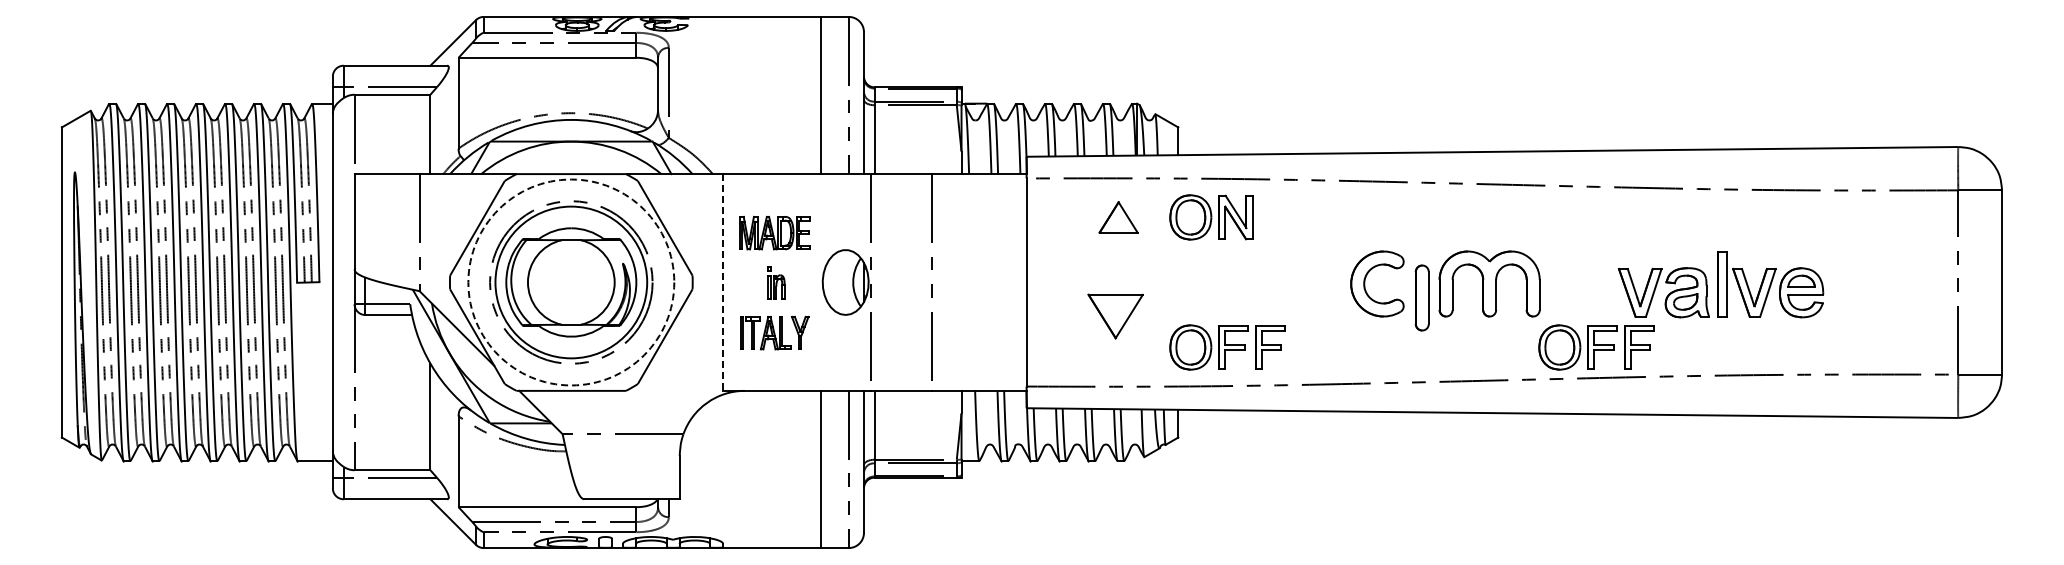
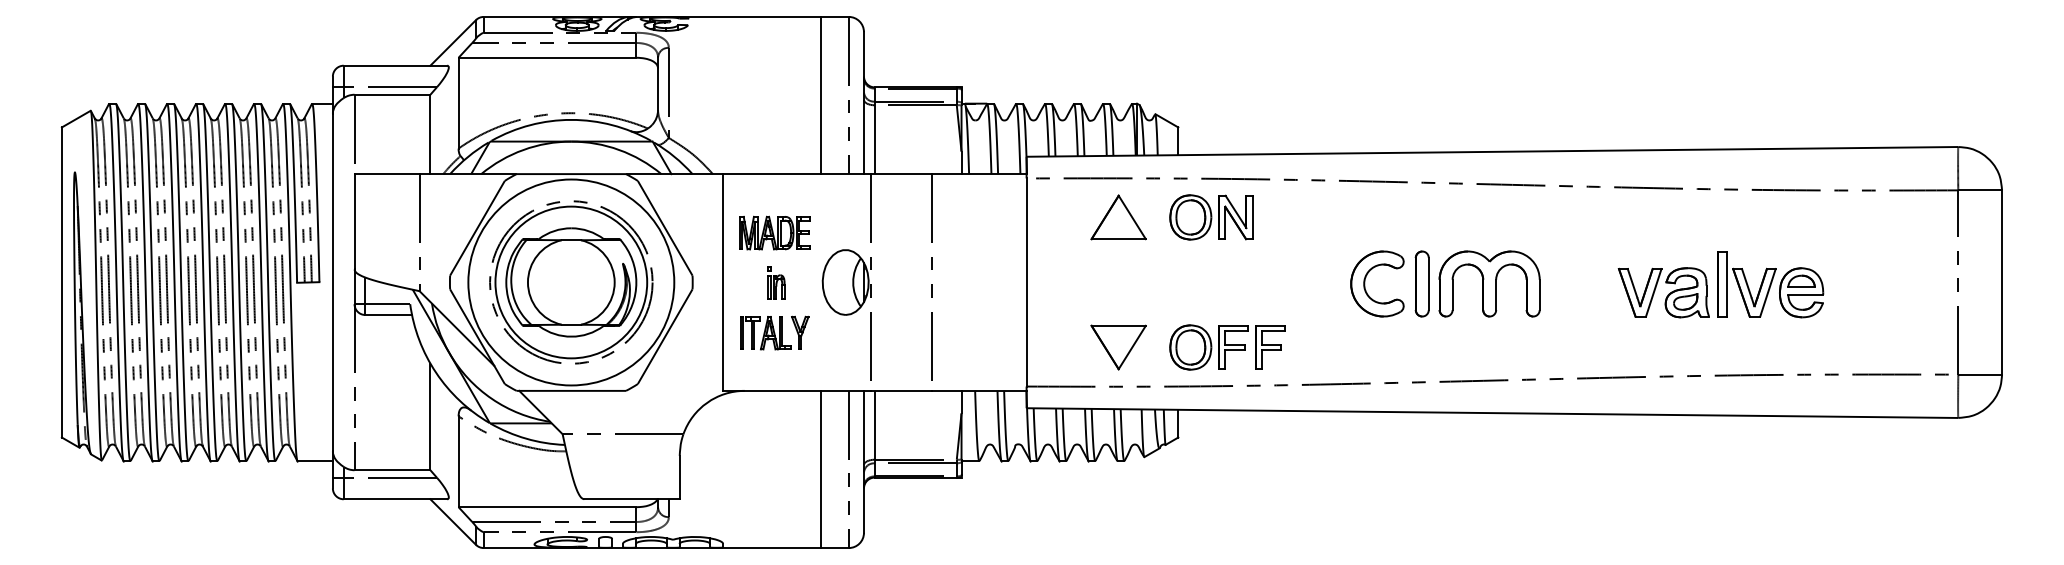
part size: 41x33 px -> 57x47 px (1118, 217)
circle: dashed -> solid (571, 282)
line: dashed -> solid (723, 282)
part position: (1421, 297) -> (1421, 283) (1421, 283)
part position: (1115, 316) -> (1118, 347) (1118, 347)
part: present -> none (1596, 347)
